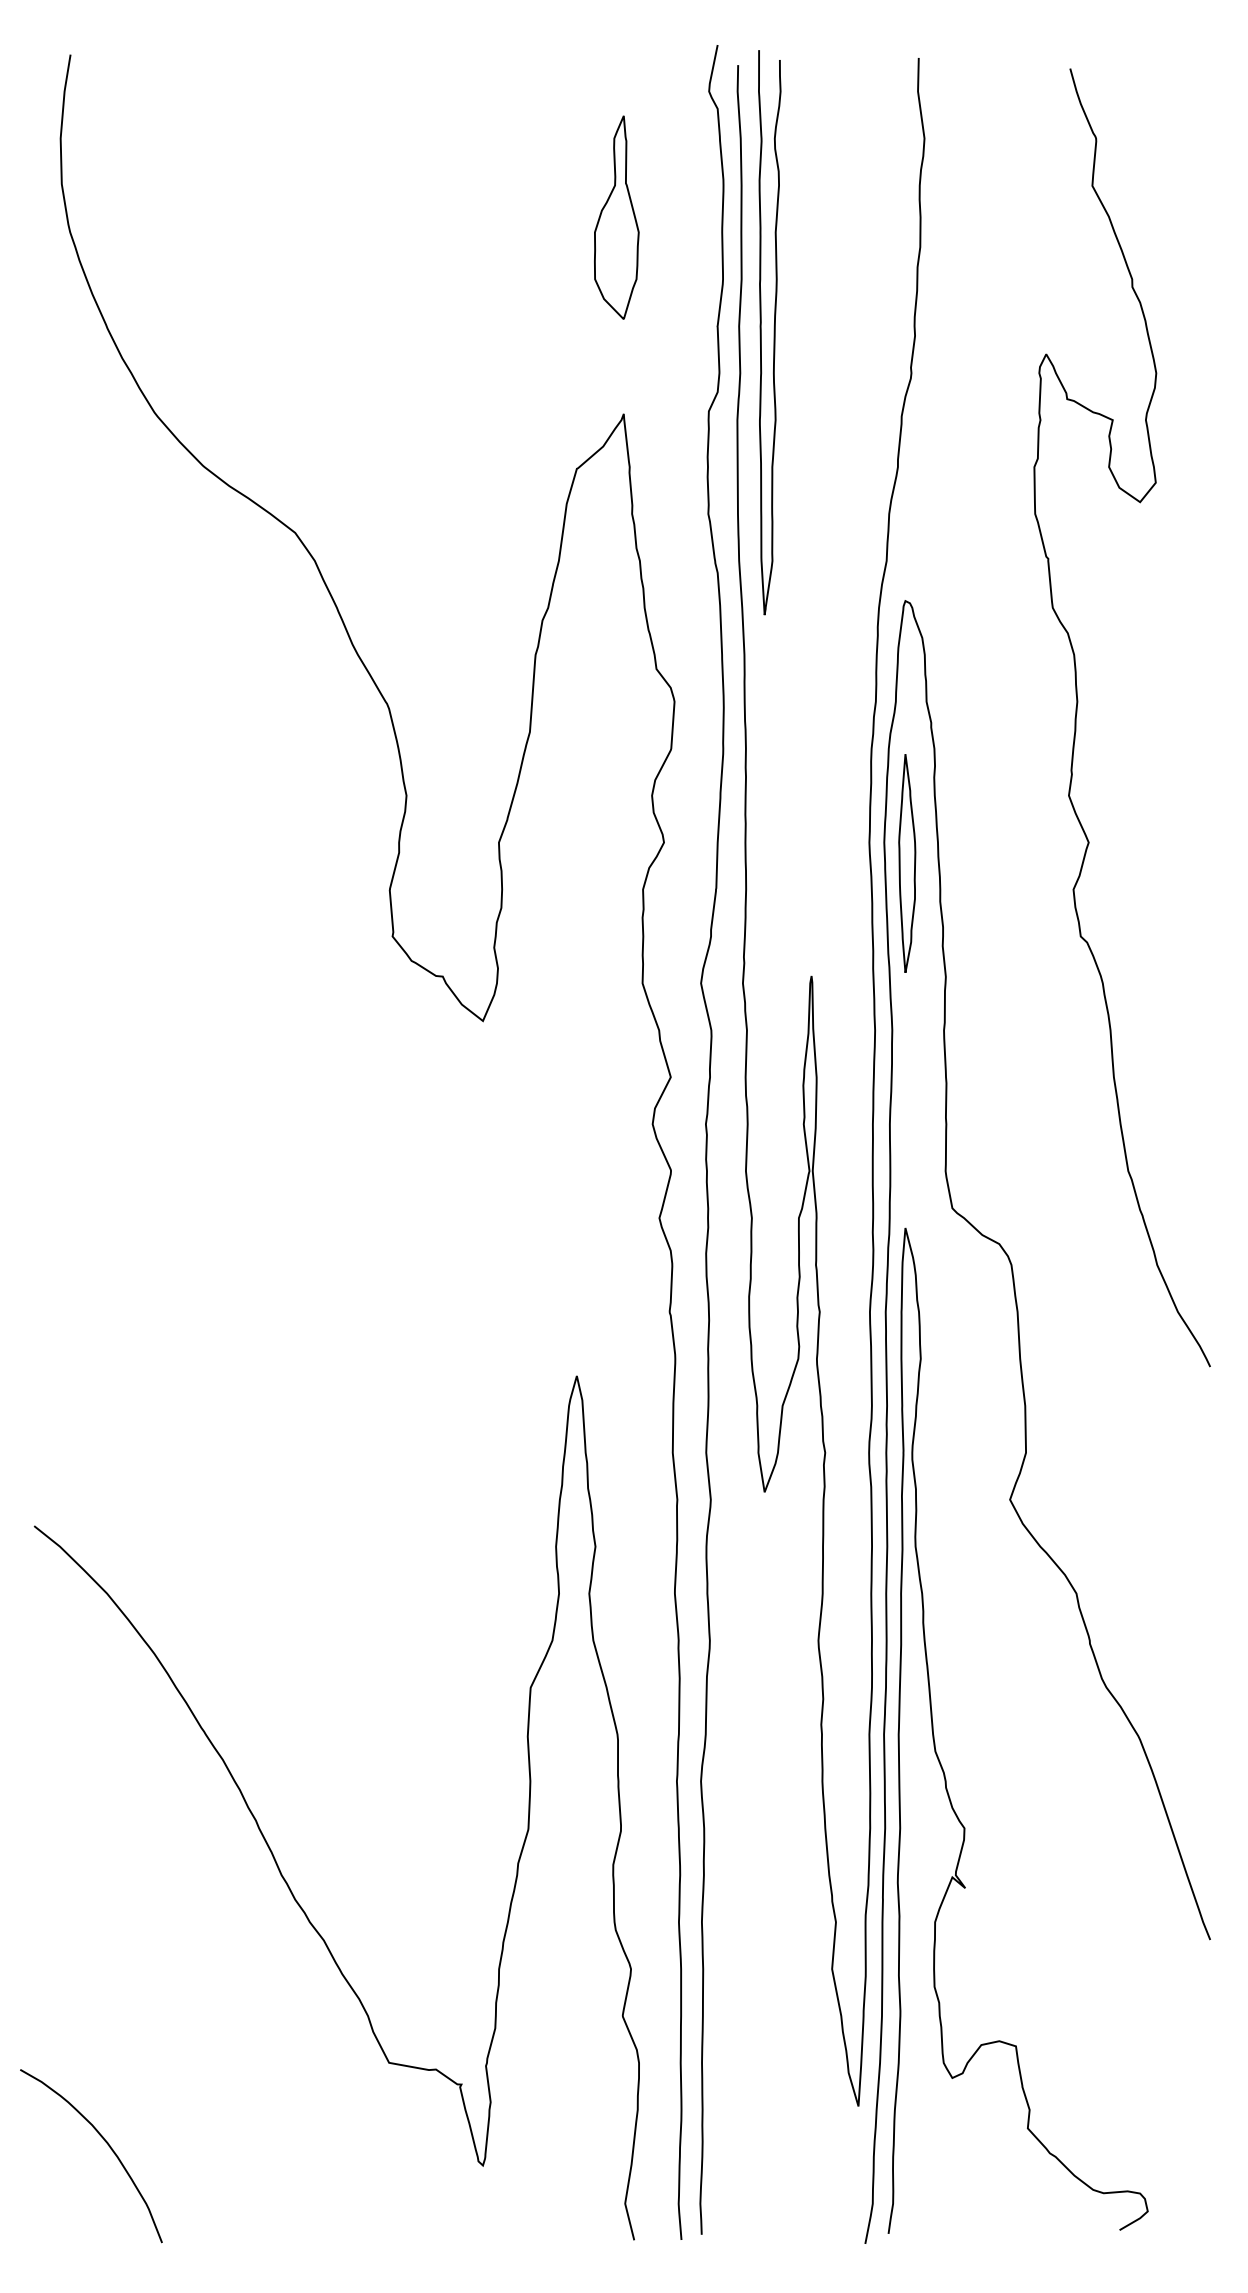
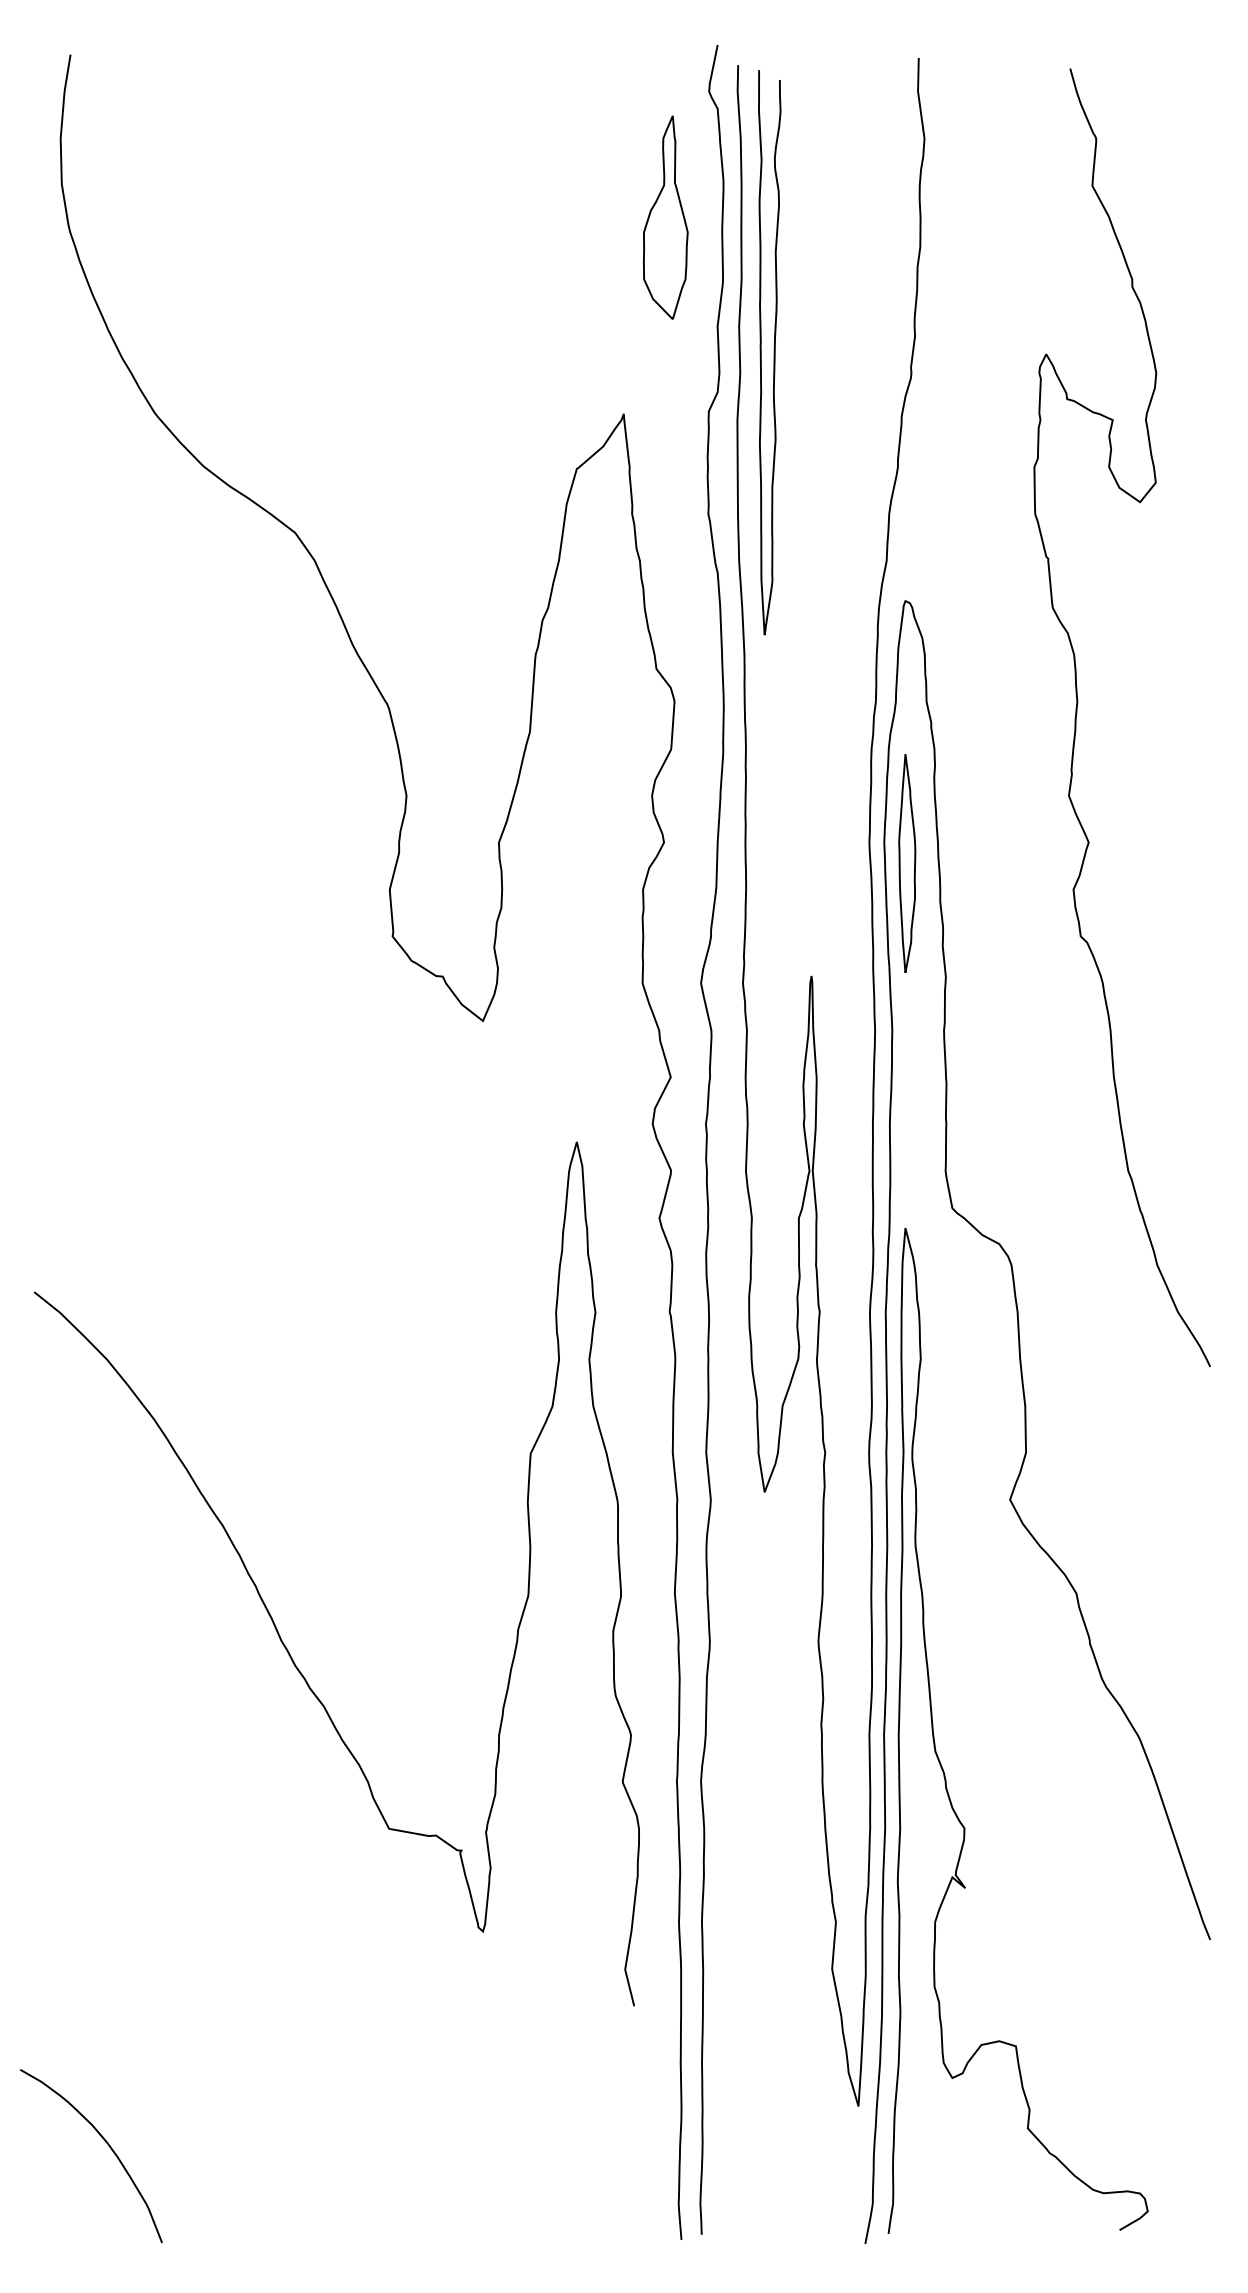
part position: (616, 217) -> (665, 217) (665, 217)
curve position: (773, 332) -> (773, 352) (773, 352)
curve position: (269, 1845) -> (269, 1611) (269, 1611)
